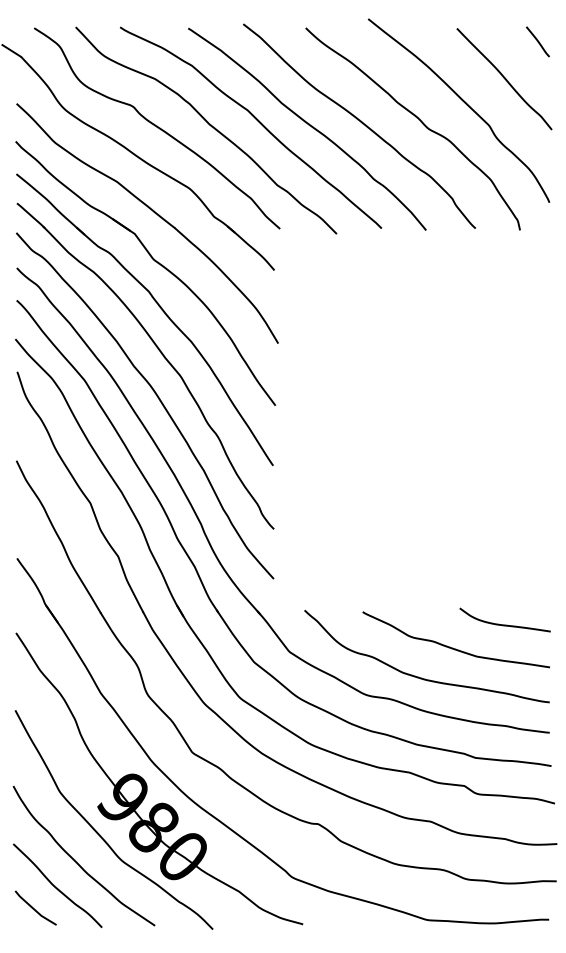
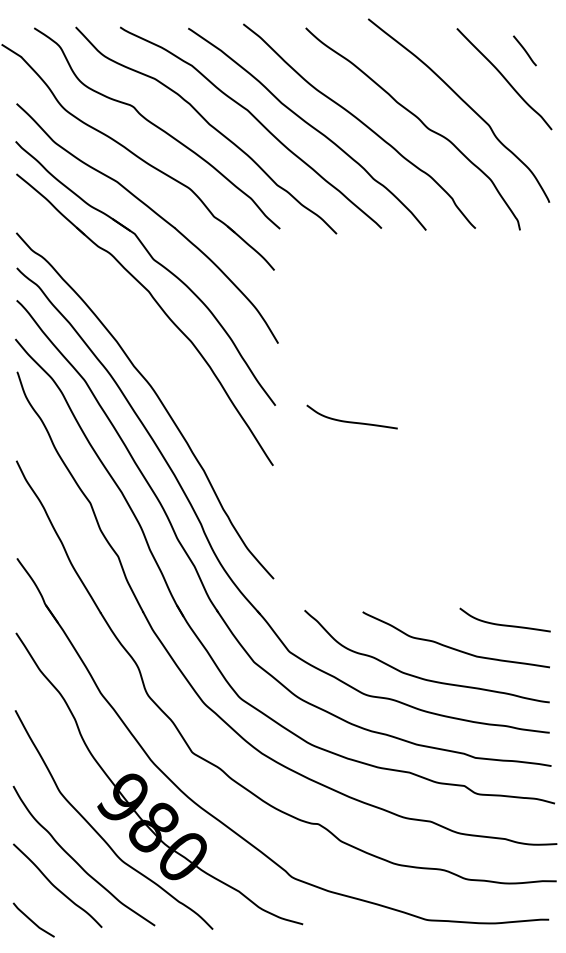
line position: (537, 41) -> (524, 50) (524, 50)
part: present -> none (160, 353)
curve: none -> present (351, 421)
curve position: (34, 908) -> (32, 920) (32, 920)
